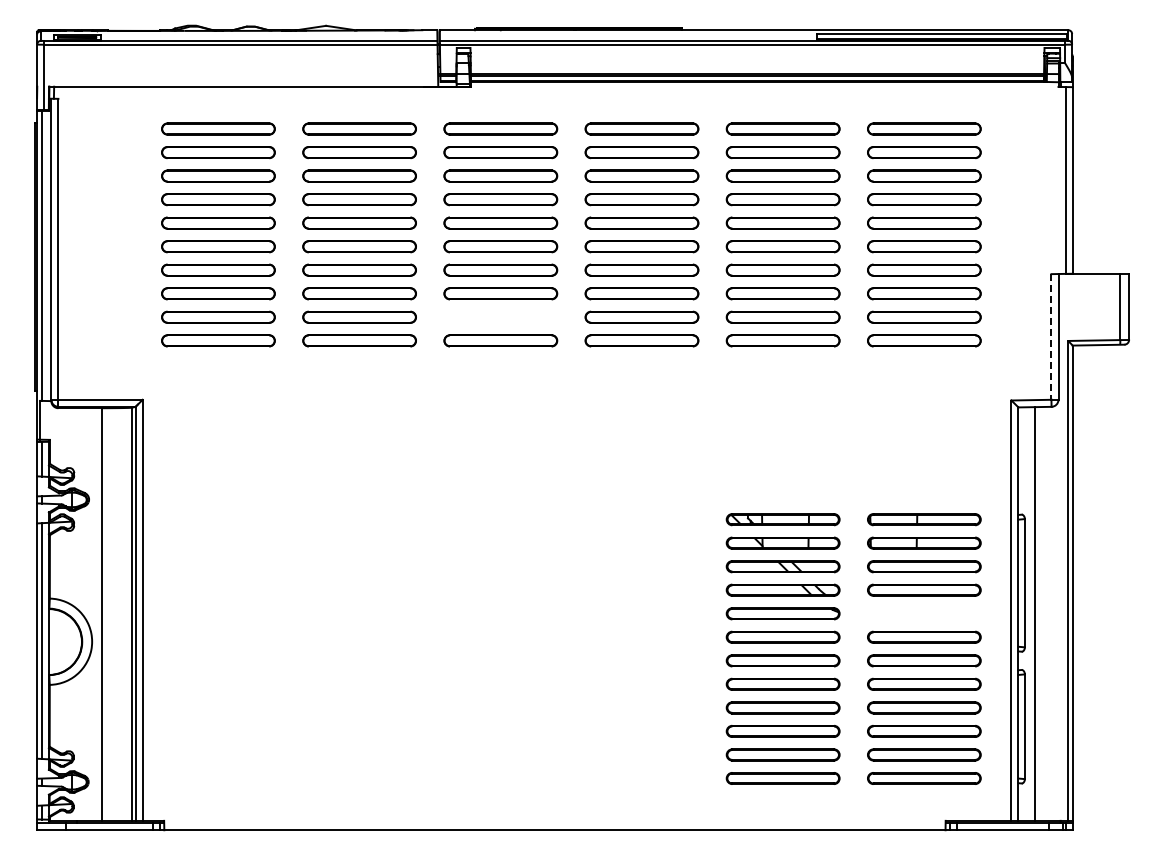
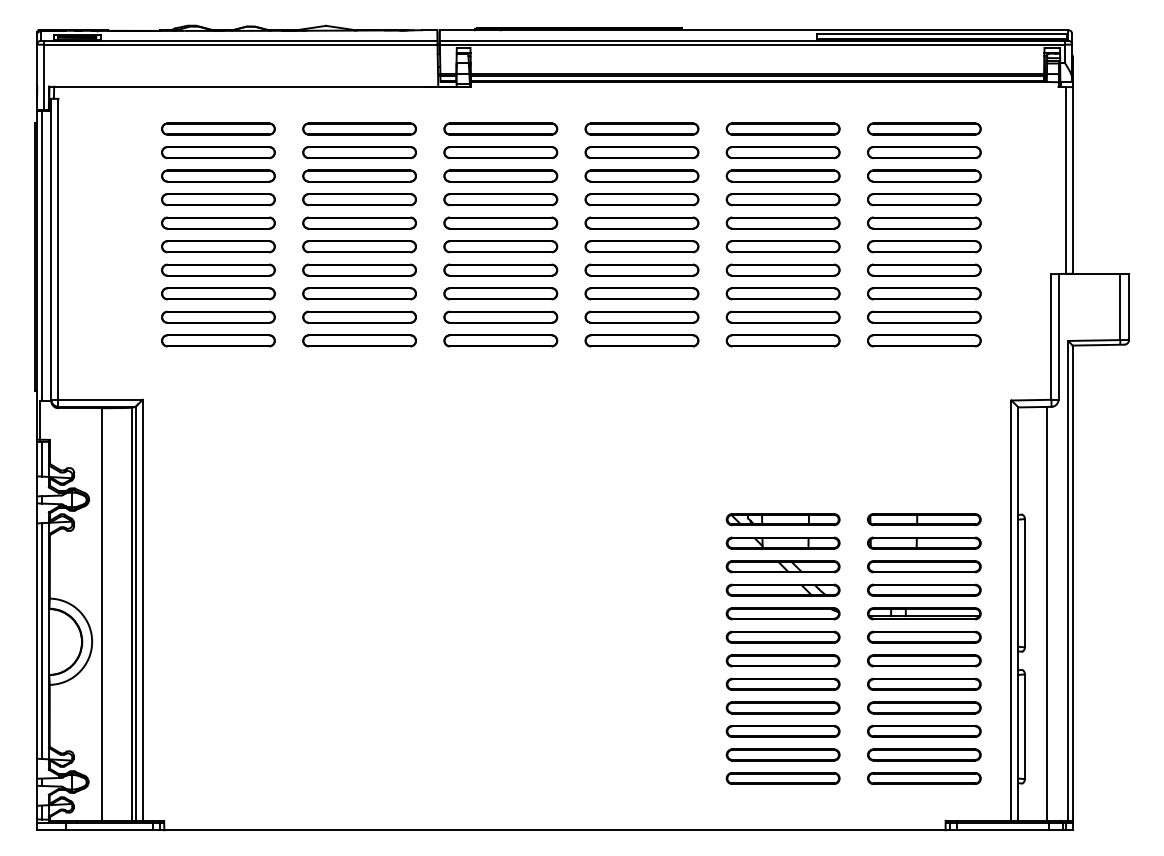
part: none -> present (500, 316)
line: dashed -> solid (1051, 336)
part: none -> present (924, 613)
line position: (1034, 613) -> (1046, 613) (1046, 613)
